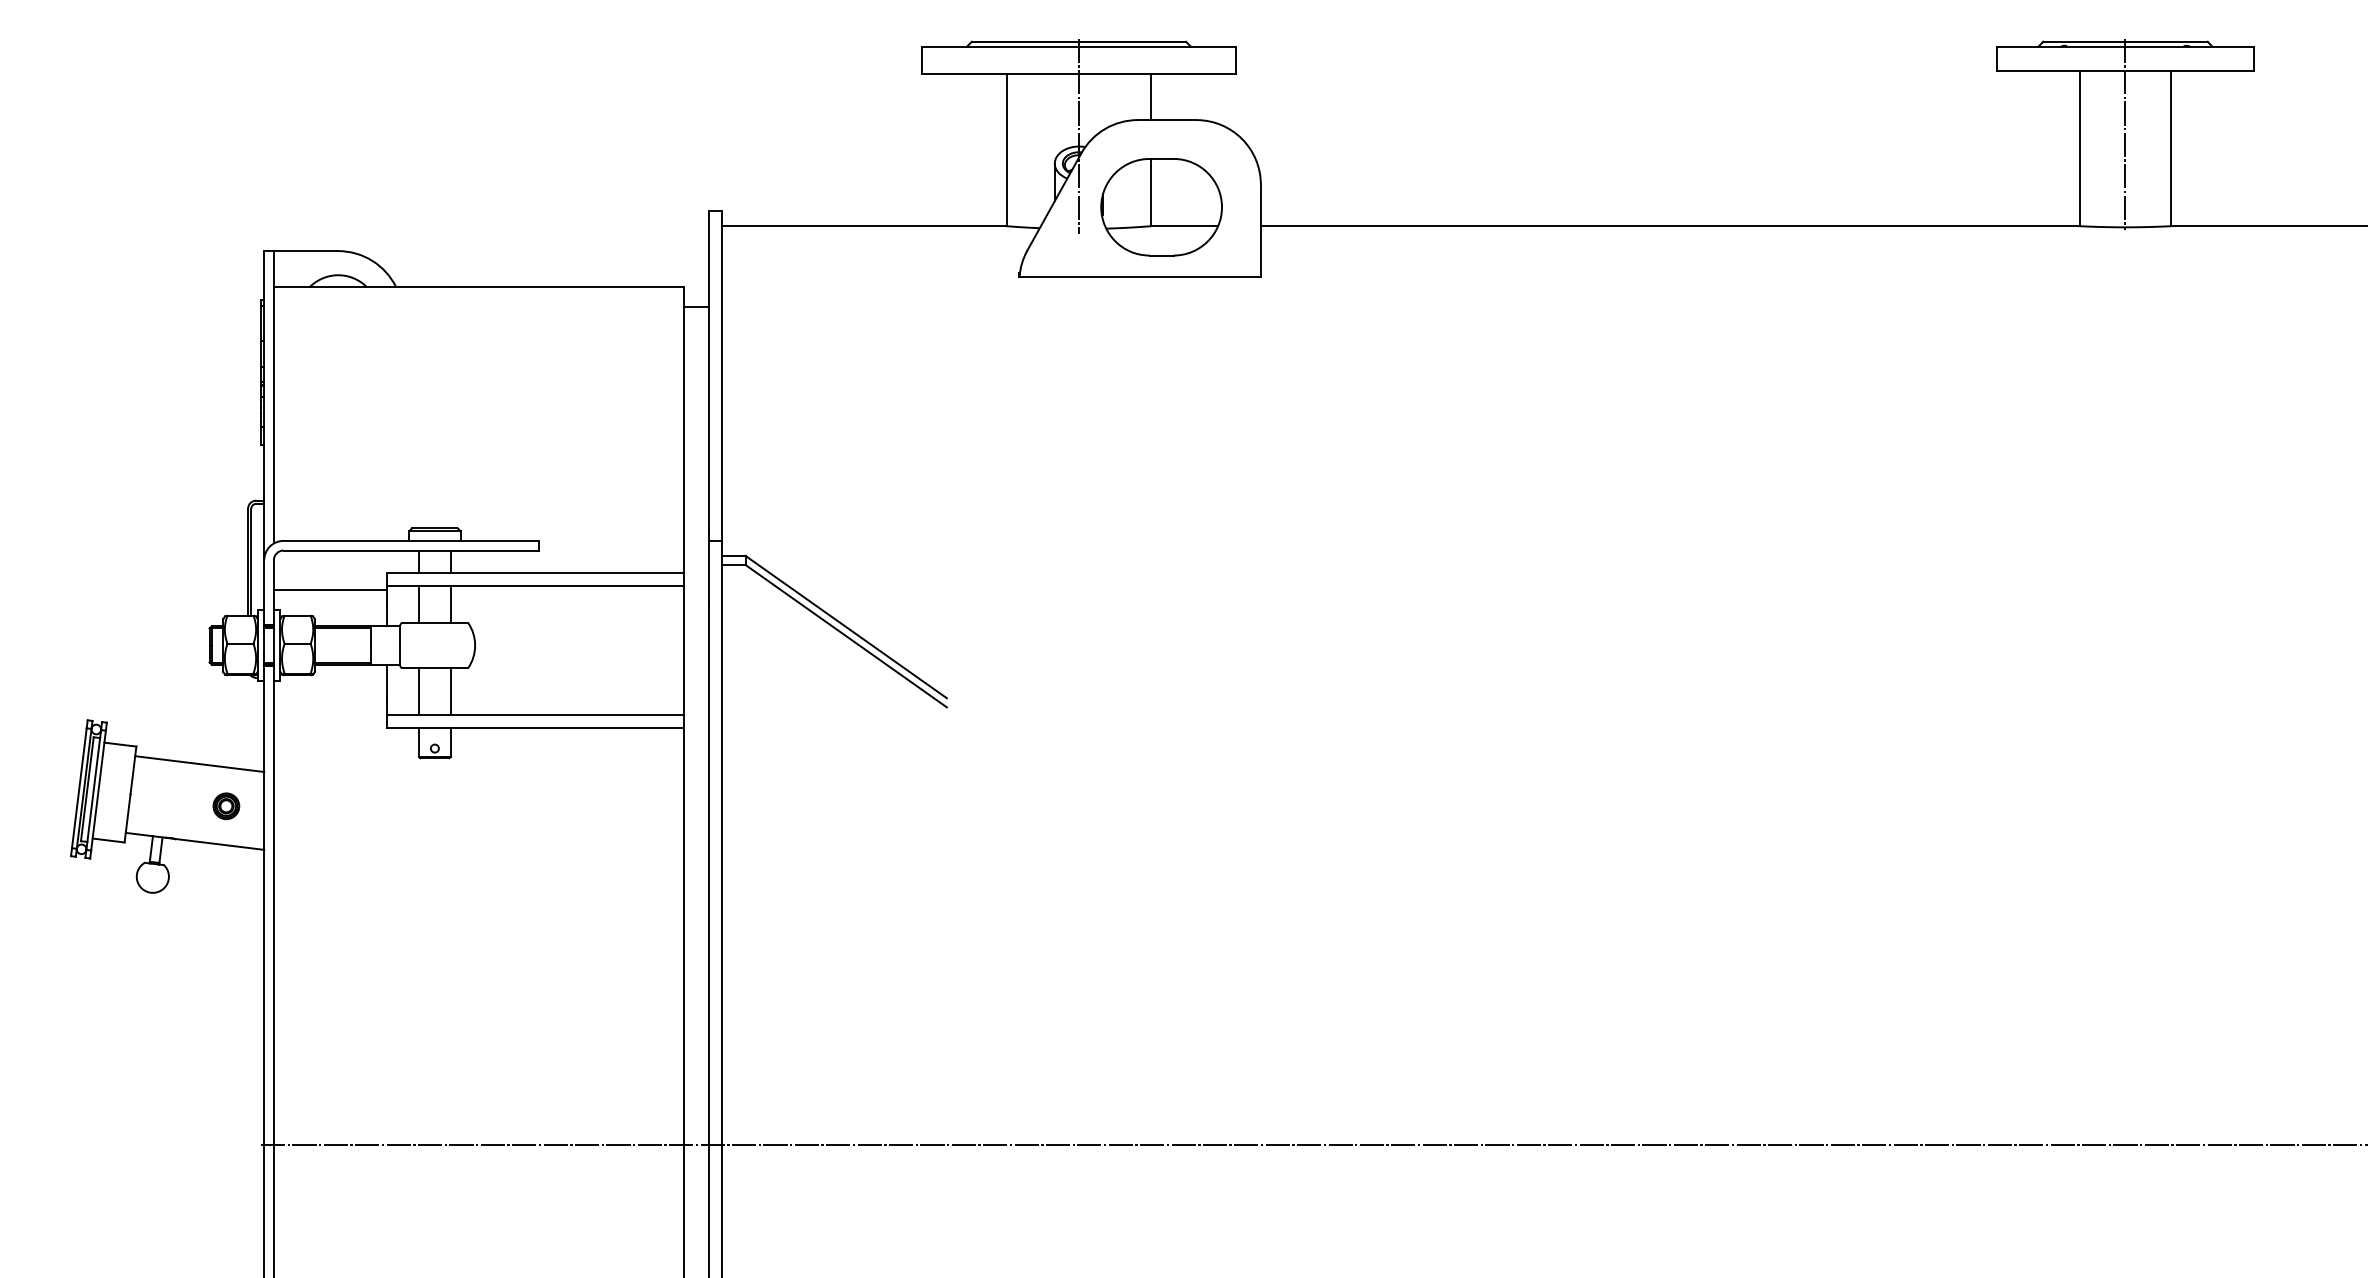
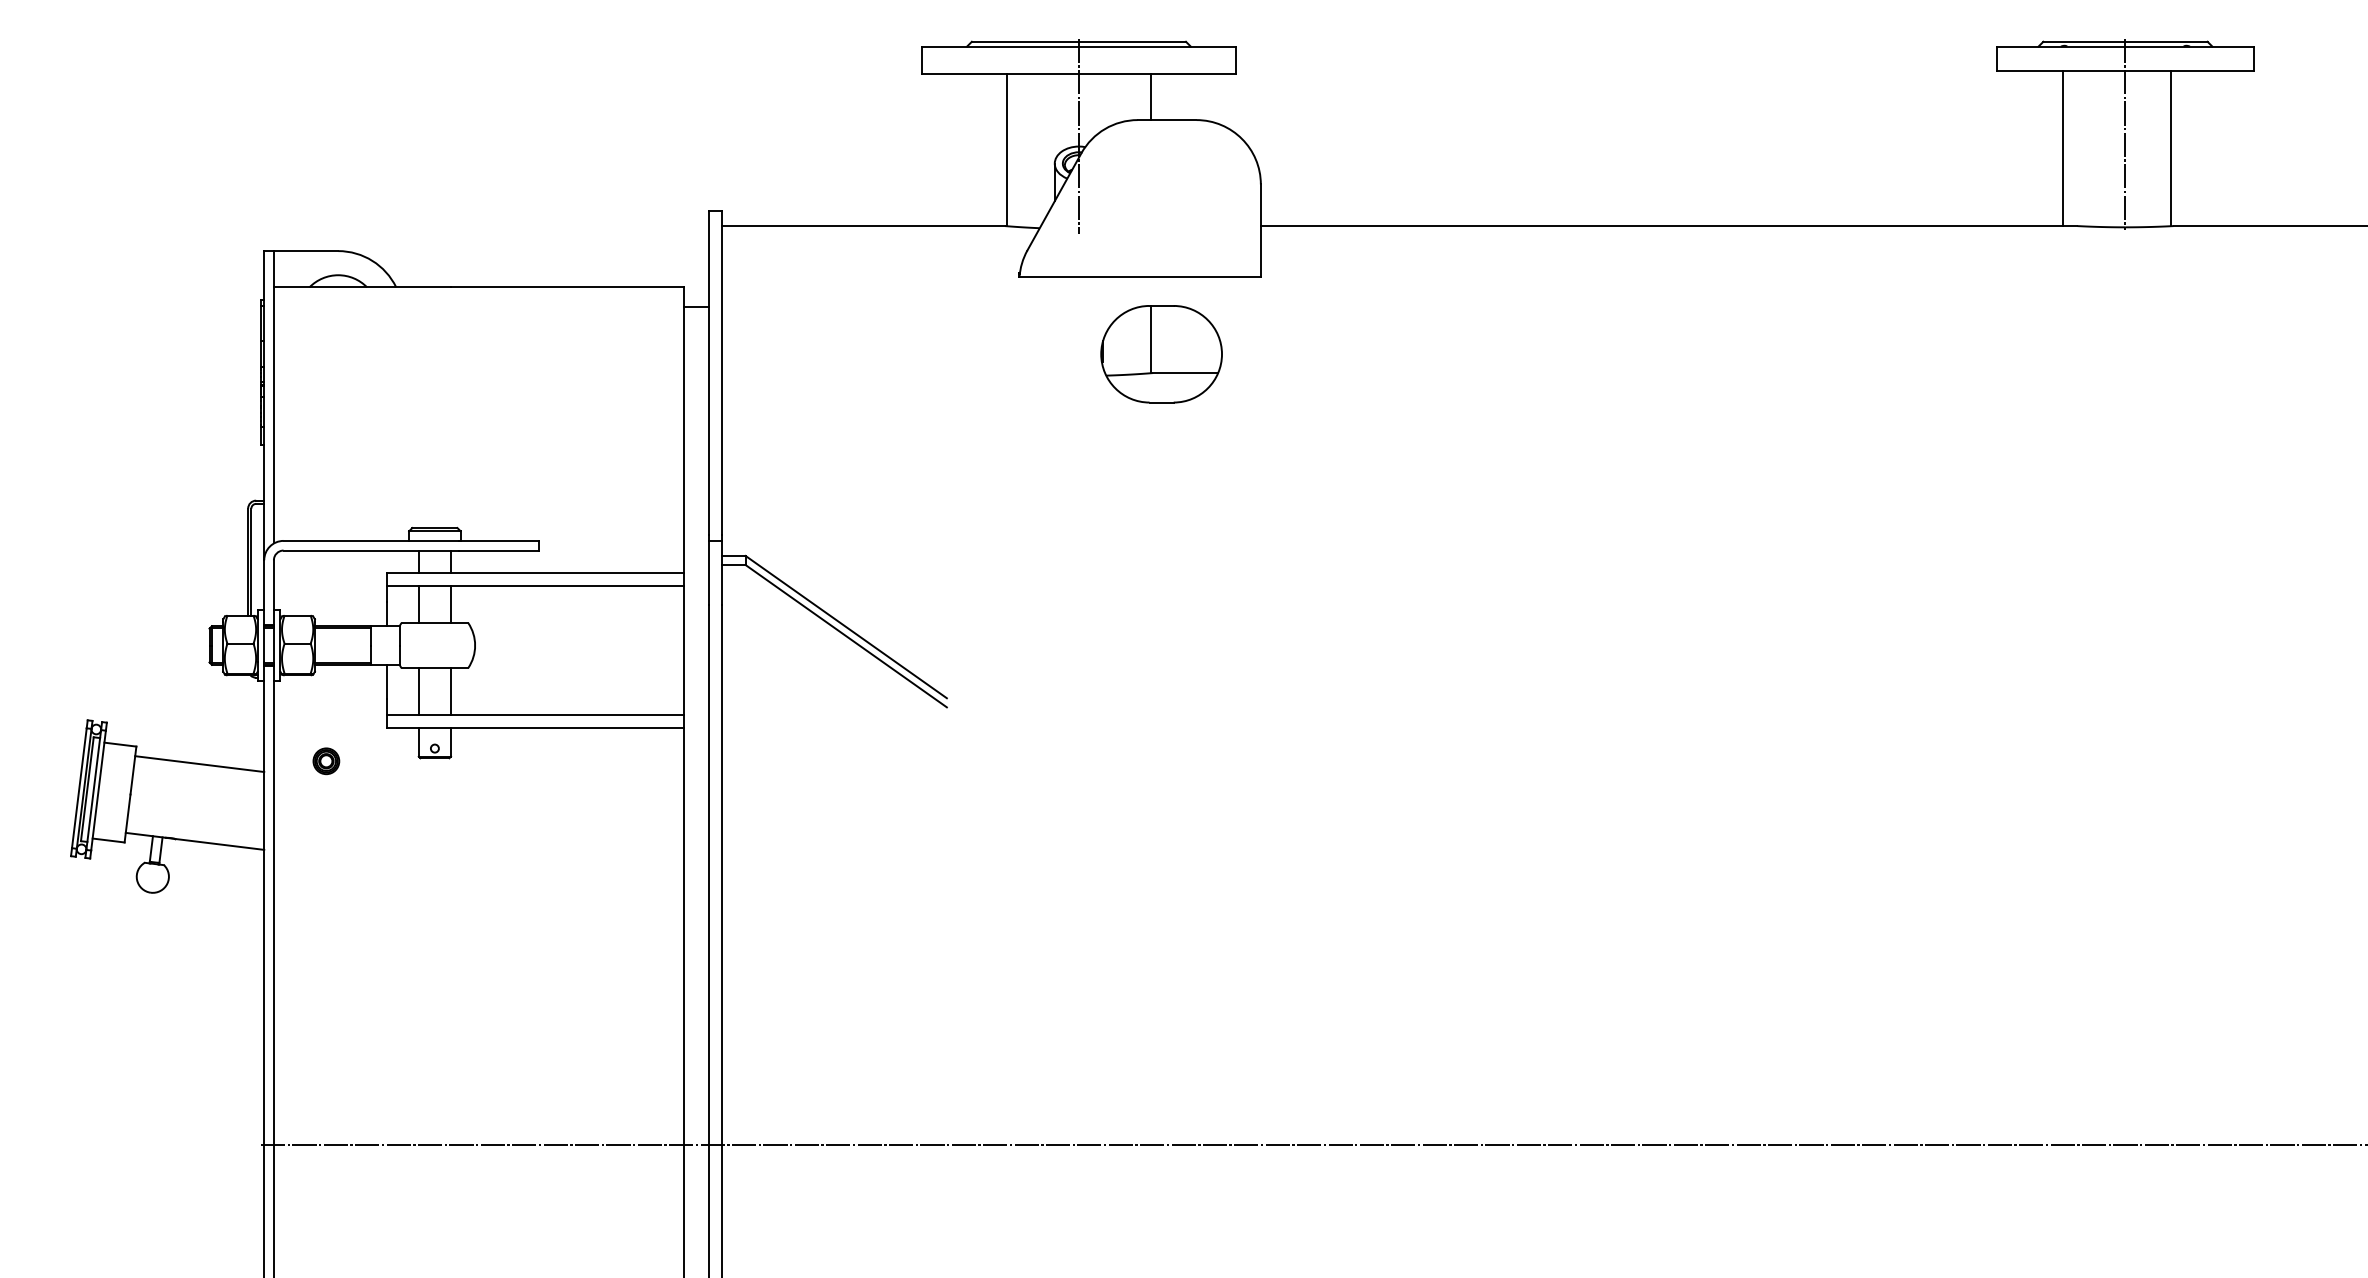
line position: (2079, 148) -> (2062, 148) (2062, 148)
part position: (1161, 207) -> (1161, 354) (1161, 354)
line: present -> none (329, 589)
part position: (226, 806) -> (326, 761) (326, 761)
